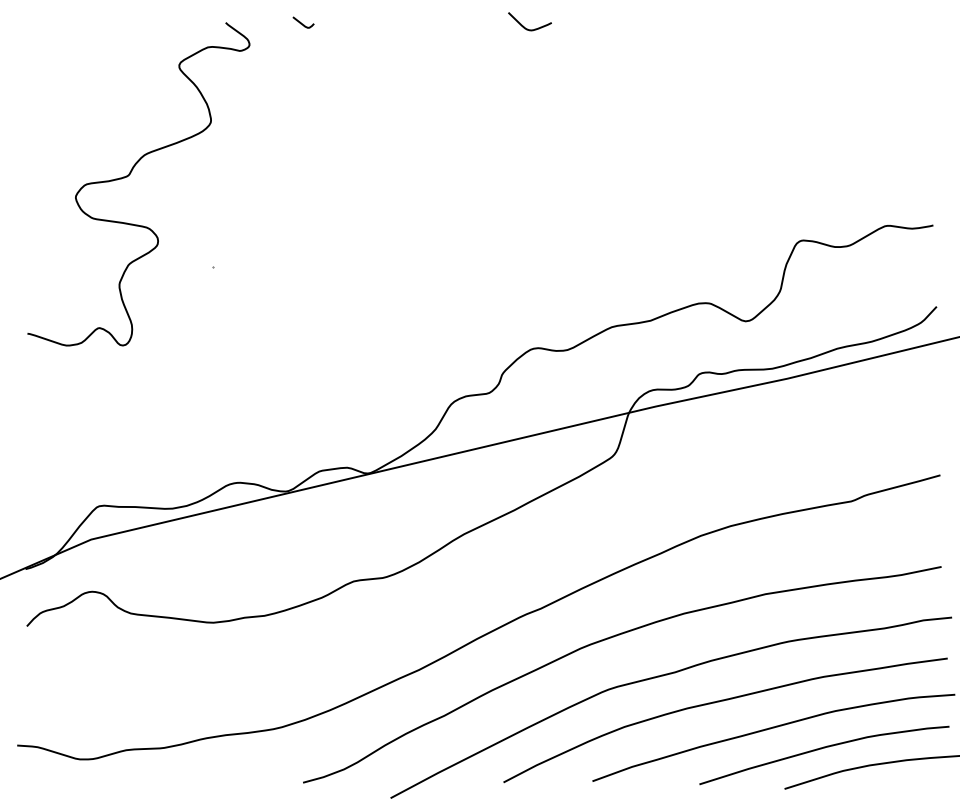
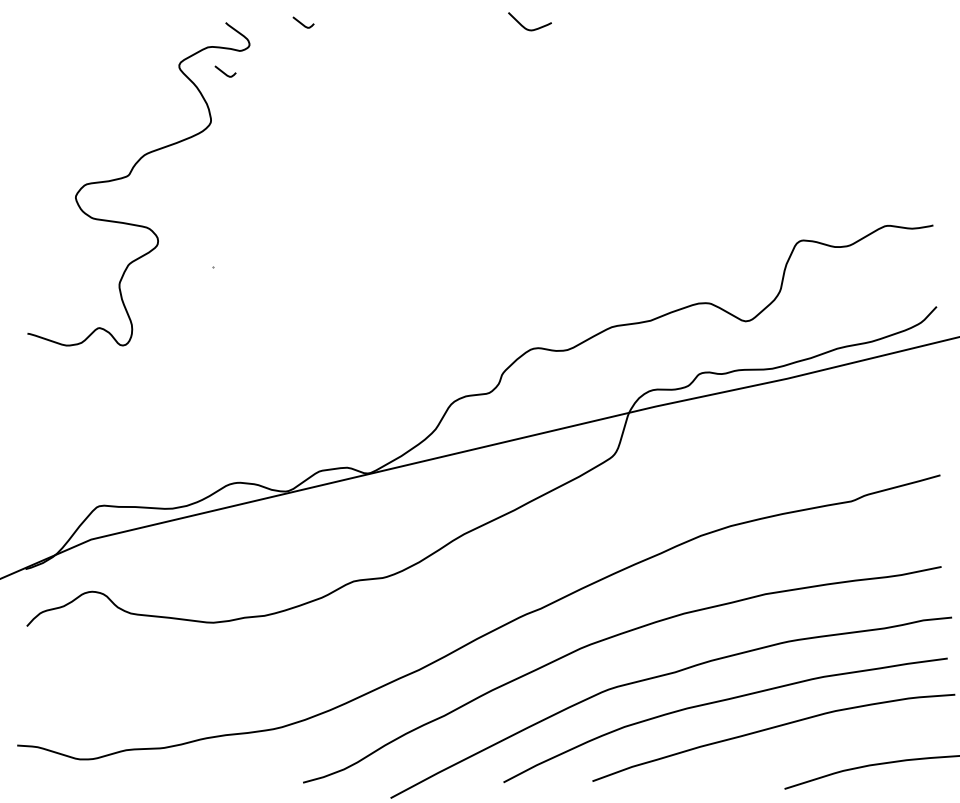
curve: none -> present (224, 72)
curve: present -> none (821, 749)
